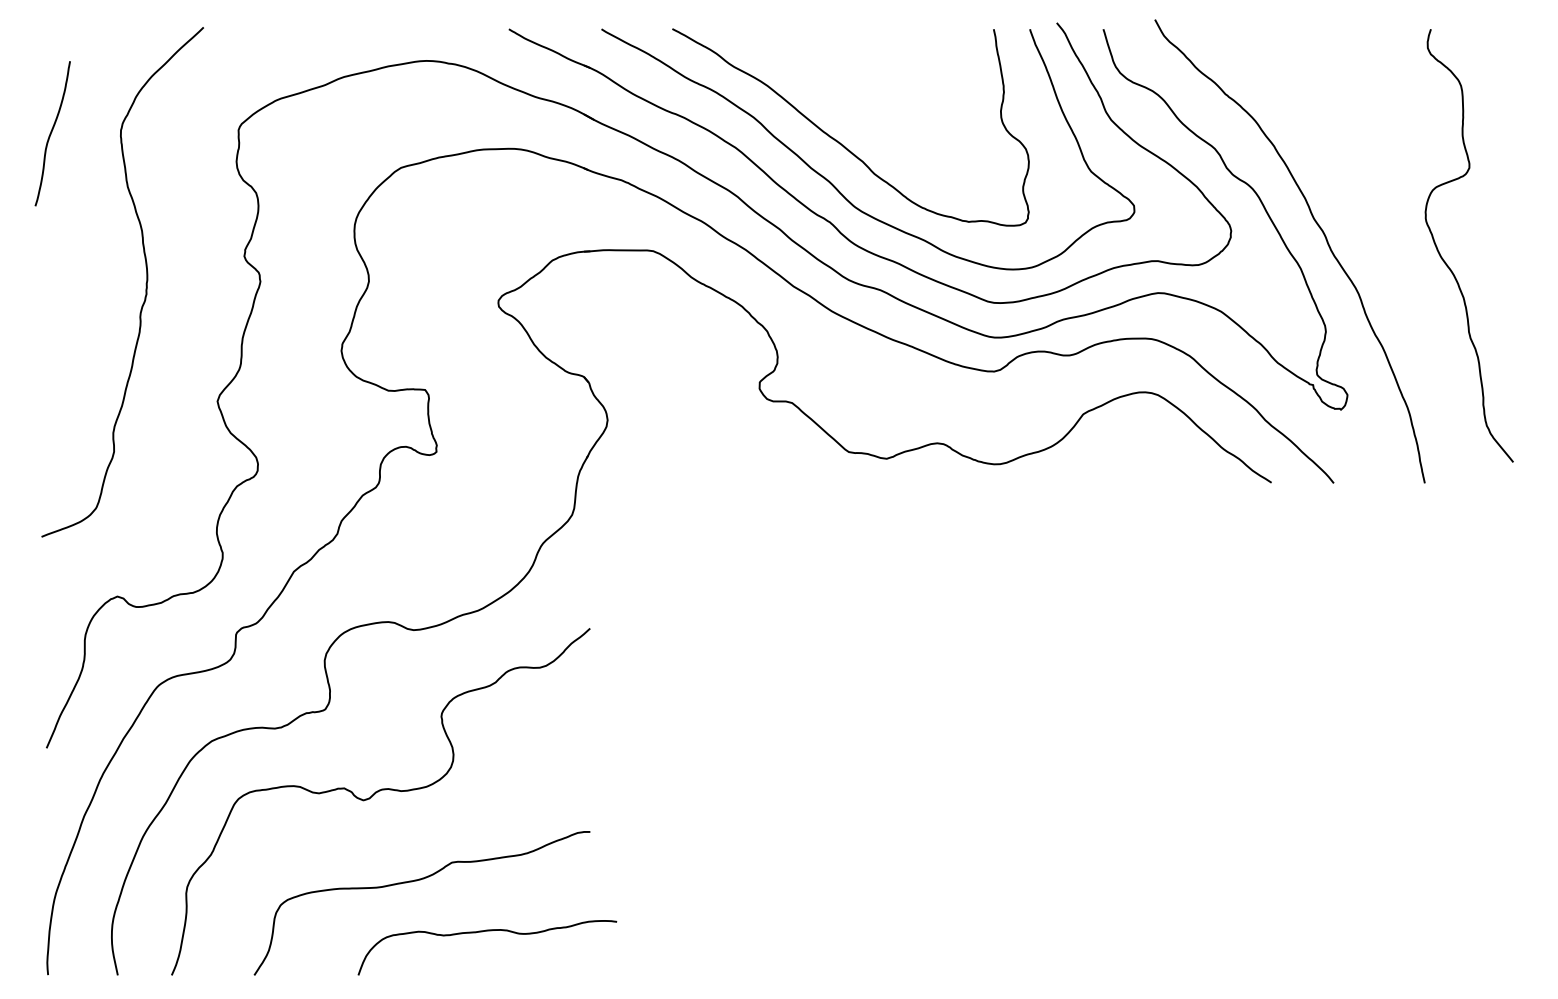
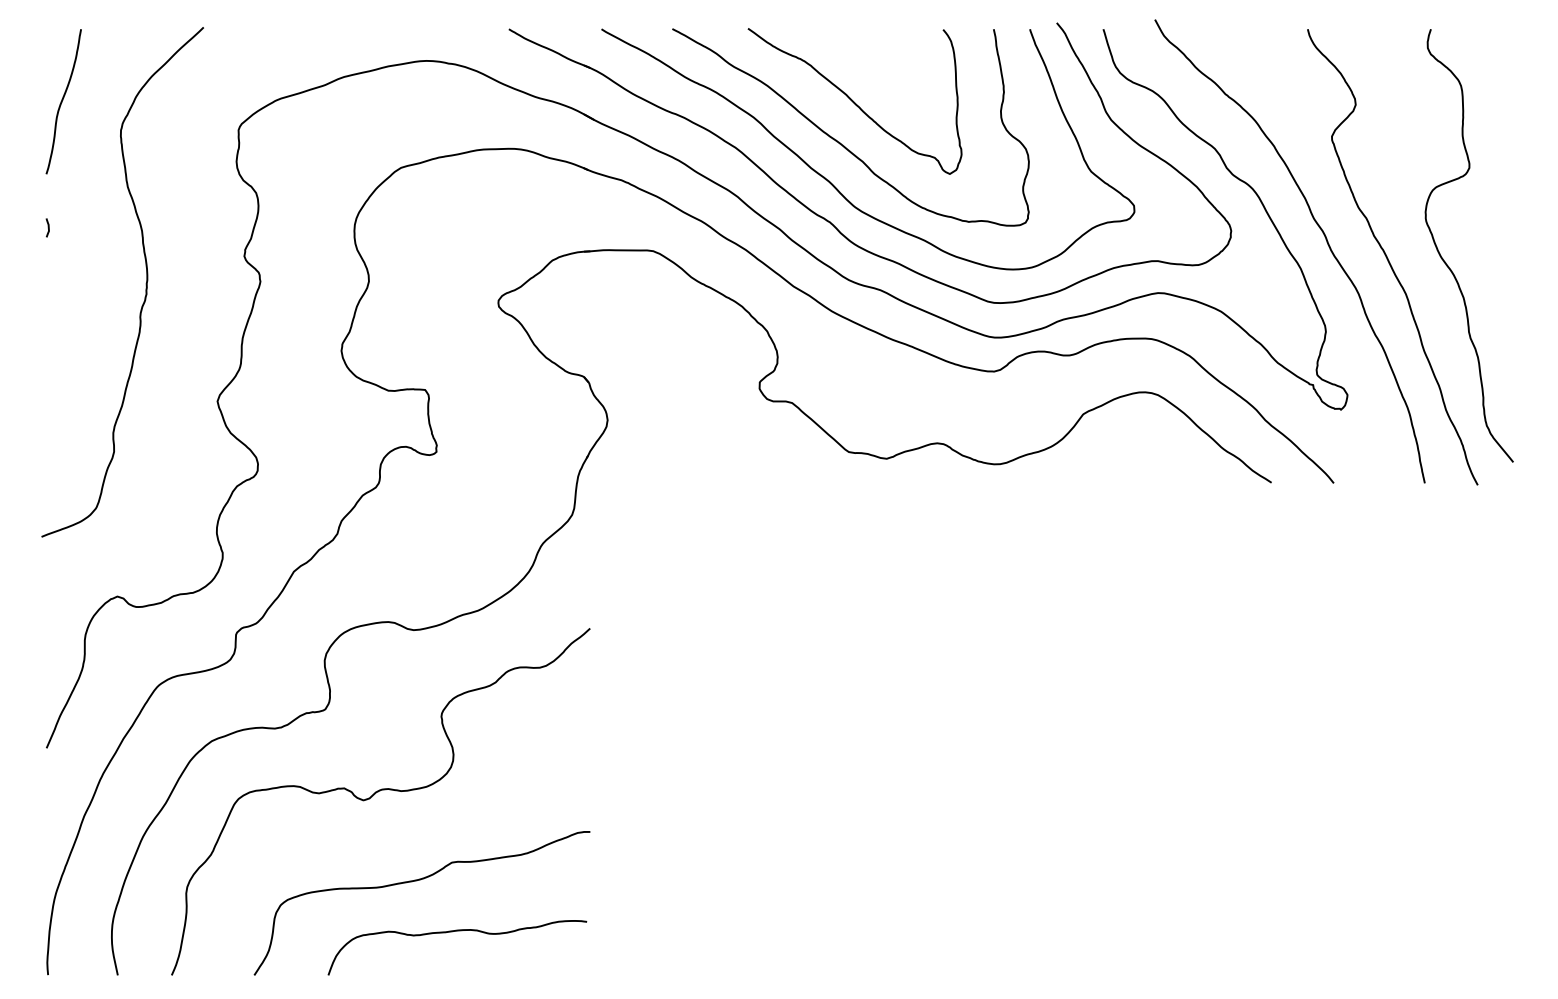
curve: none -> present (854, 101)
curve position: (52, 132) -> (63, 100) (63, 100)
curve: none -> present (47, 227)
curve: none -> present (1388, 258)
curve position: (482, 932) -> (452, 932) (452, 932)
